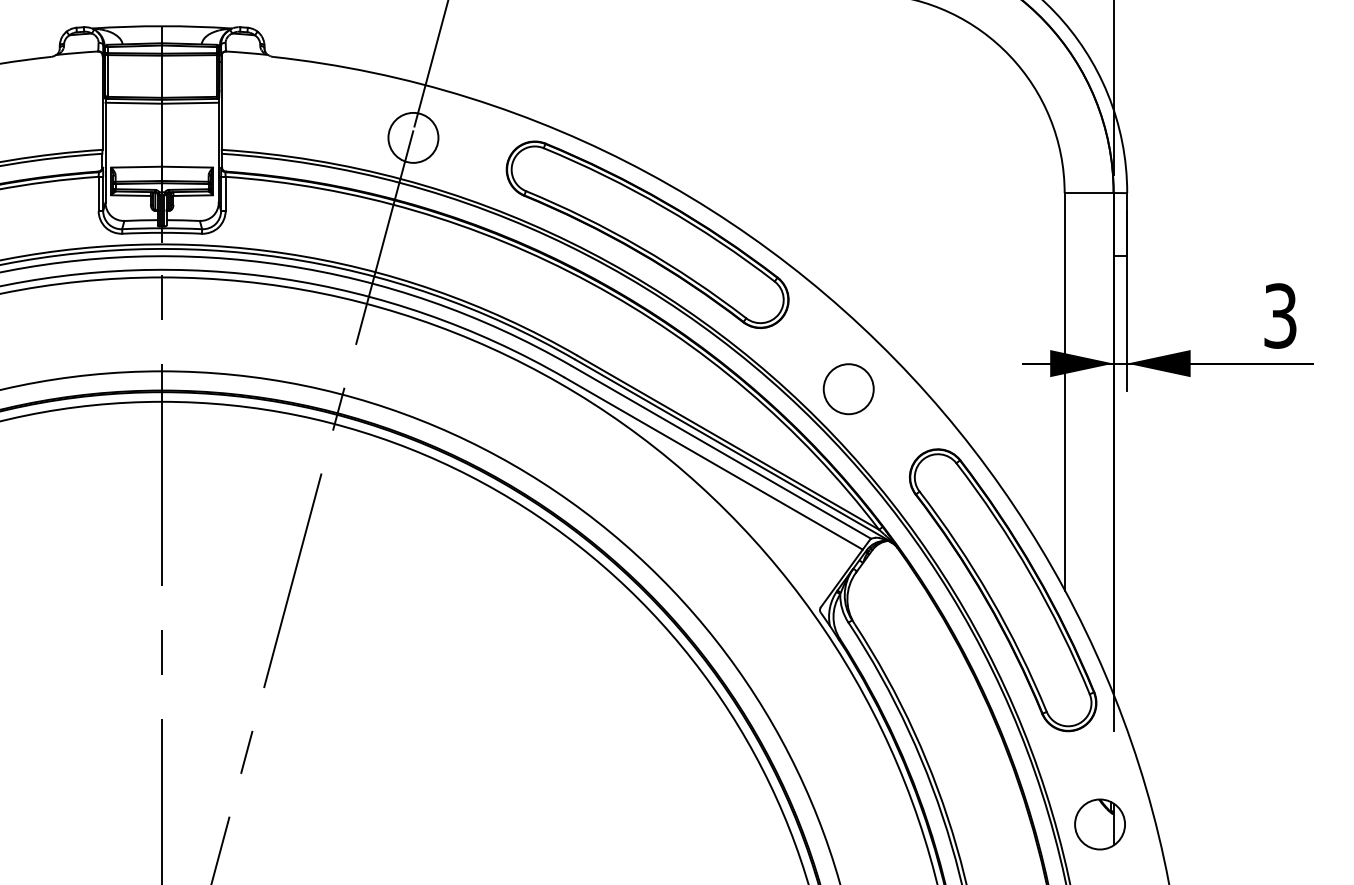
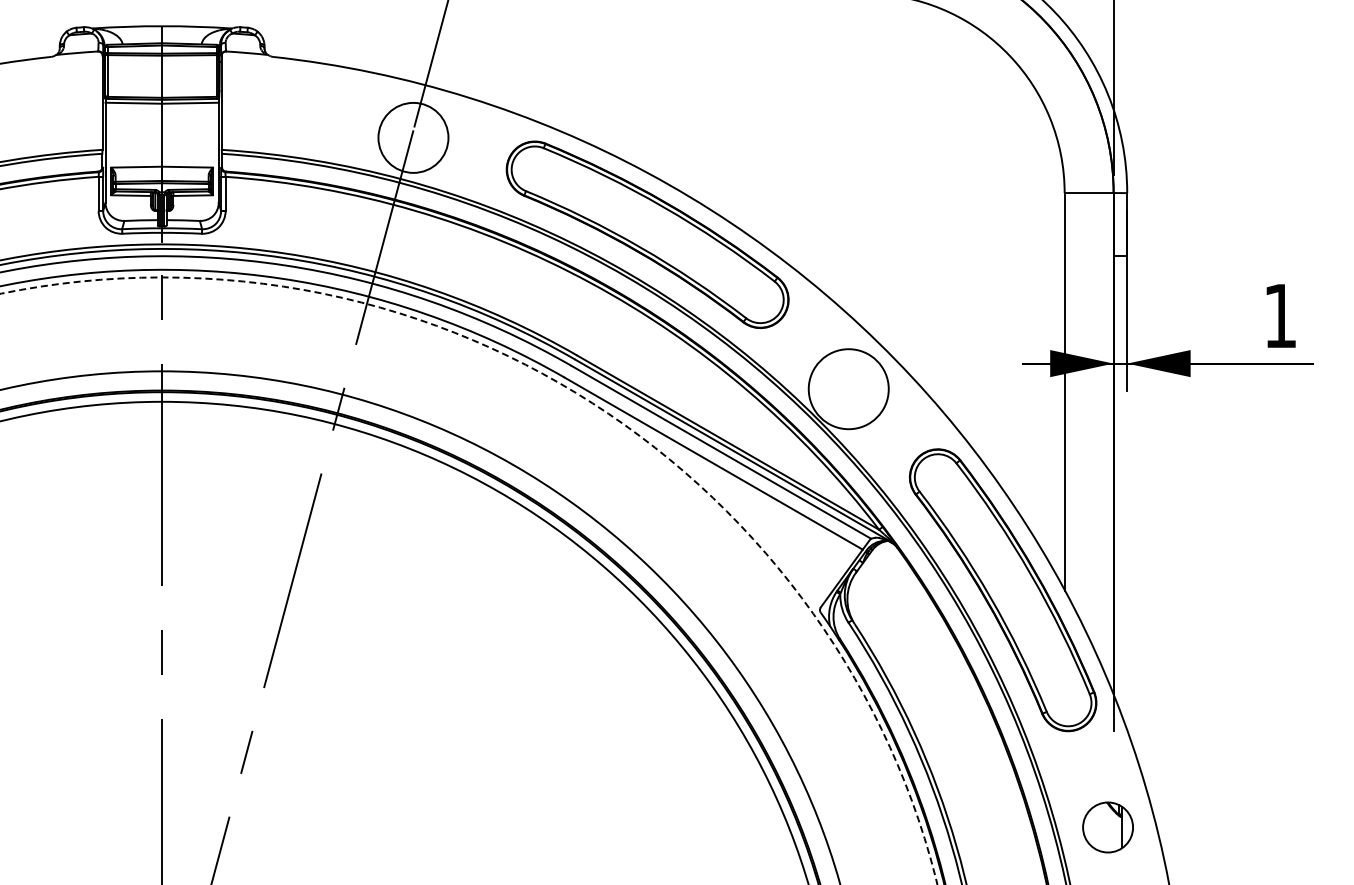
circle diameter: 50 px -> 70 px (413, 137)
text: 3 -> 1 (1280, 315)
circle diameter: 50 px -> 80 px (848, 389)
circle: solid -> dashed (468, 580)
part position: (1099, 824) -> (1107, 827) (1107, 827)
